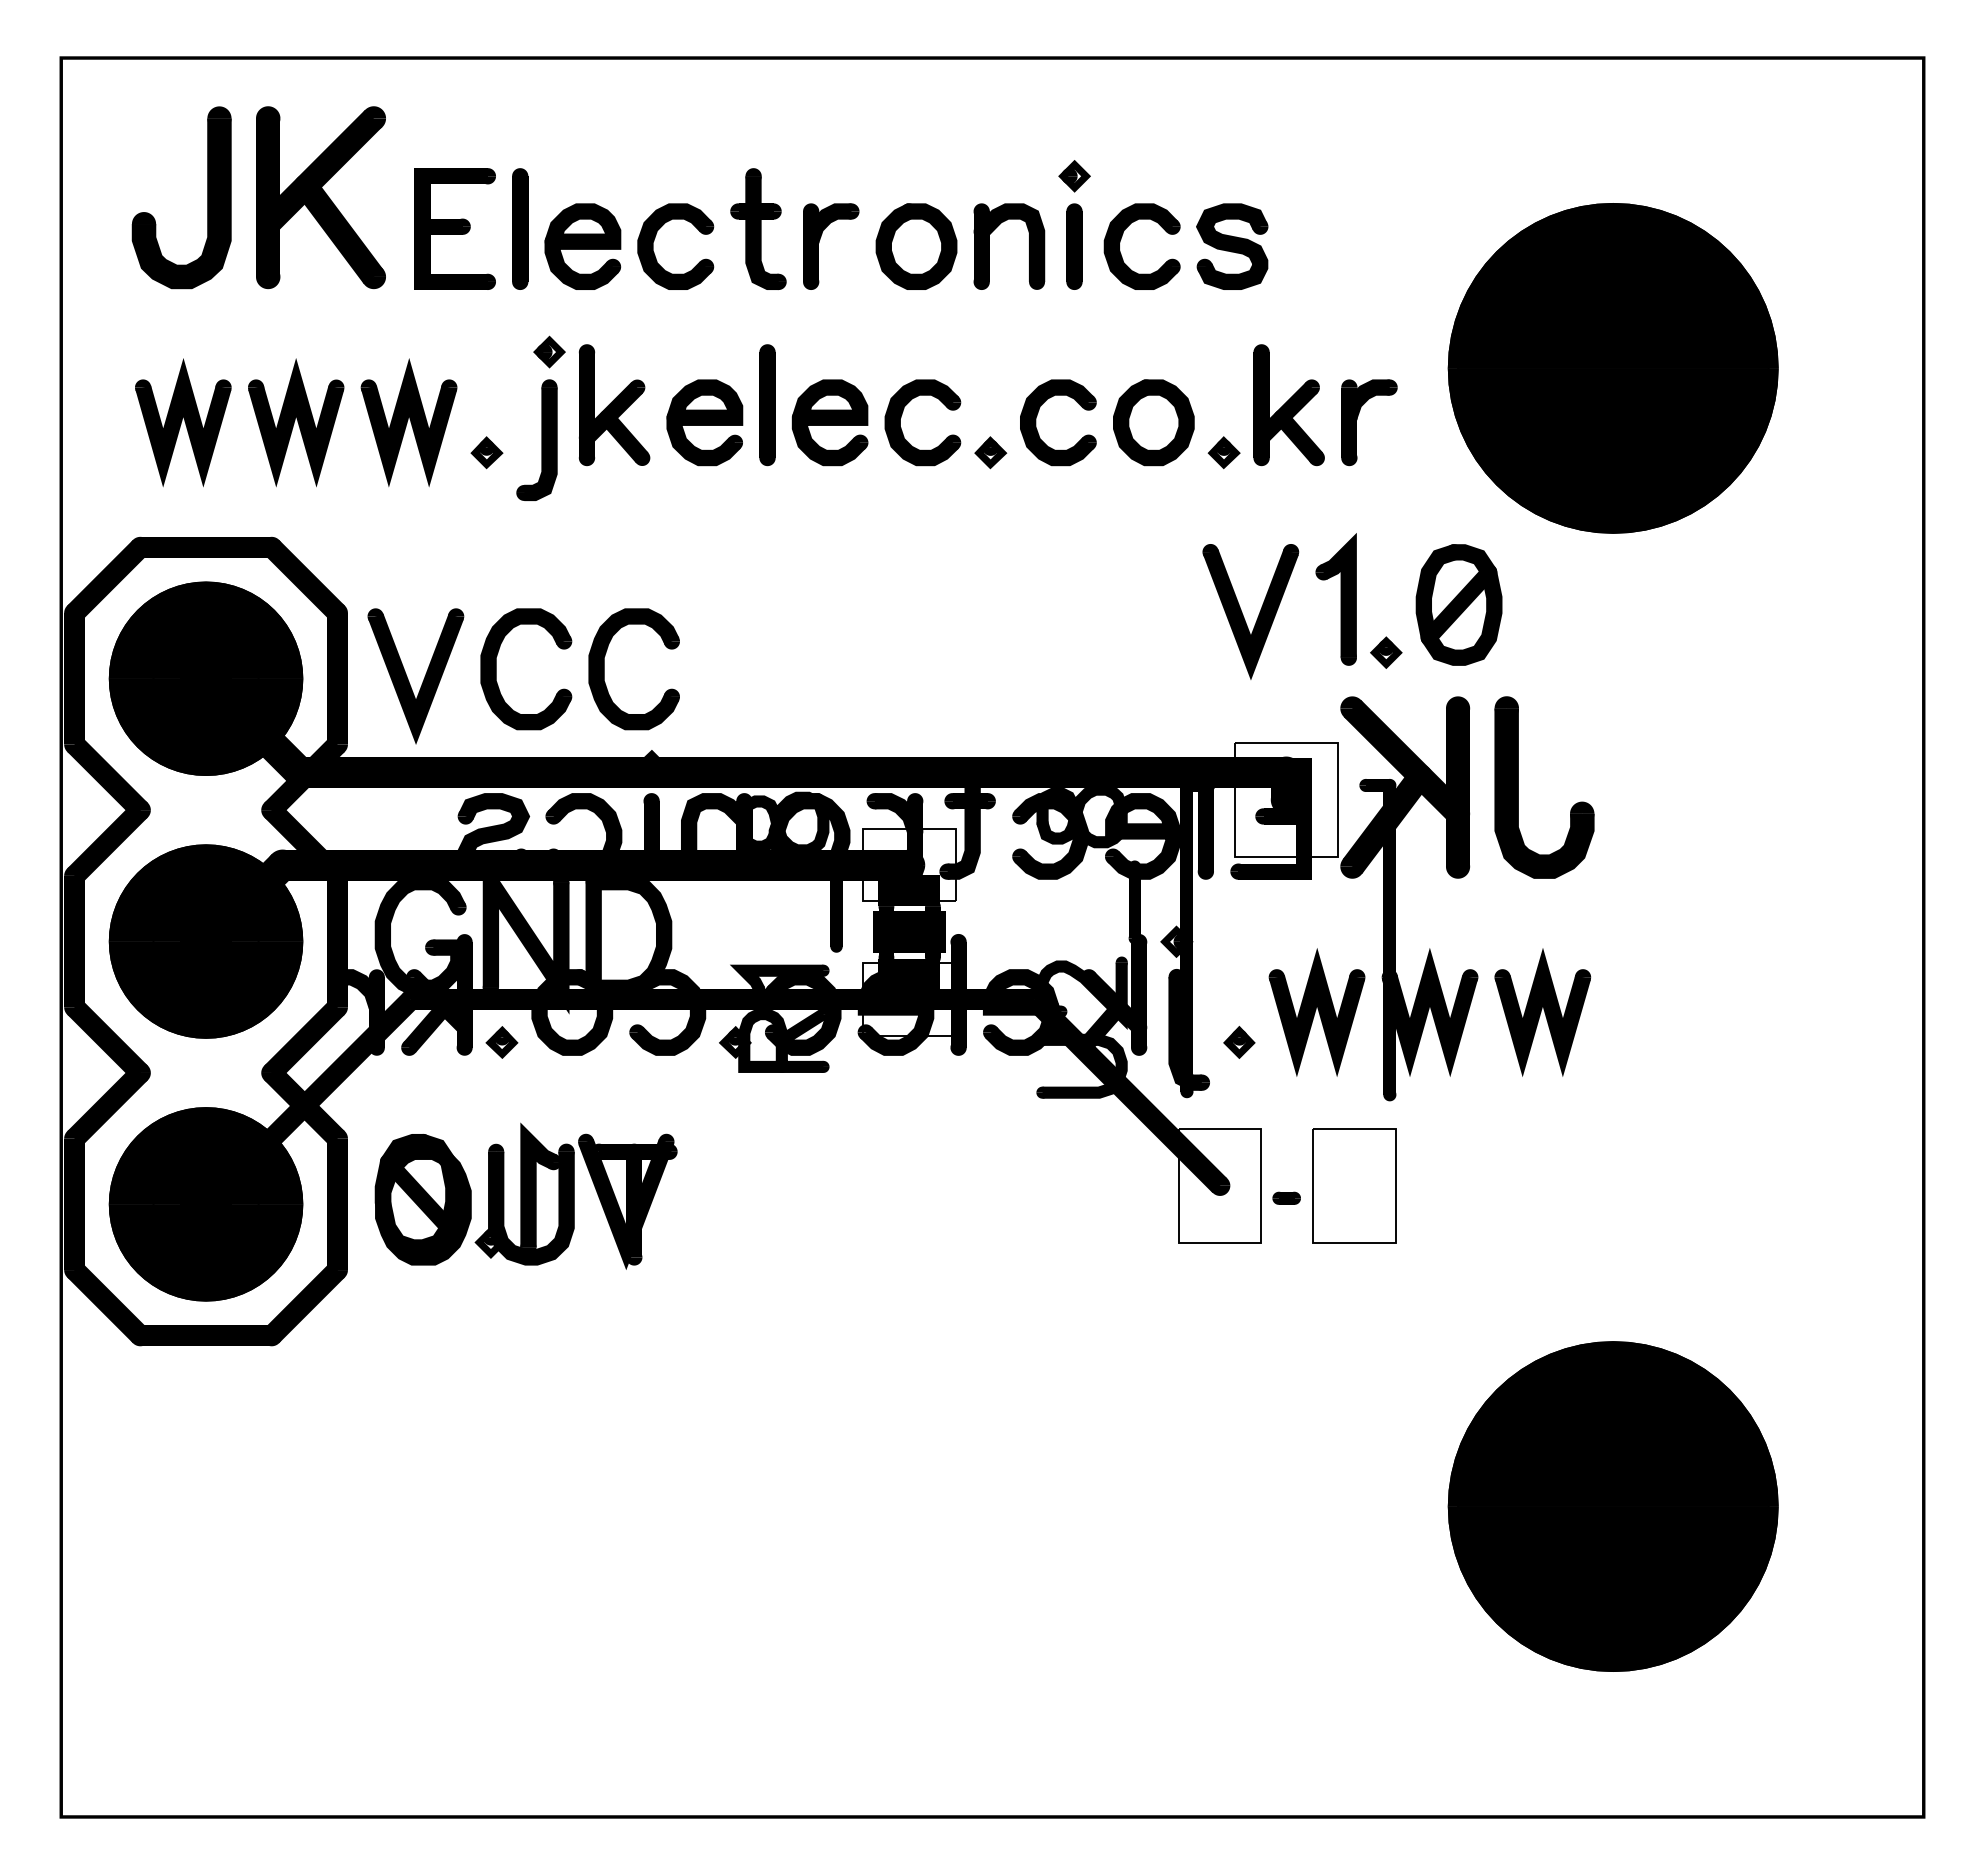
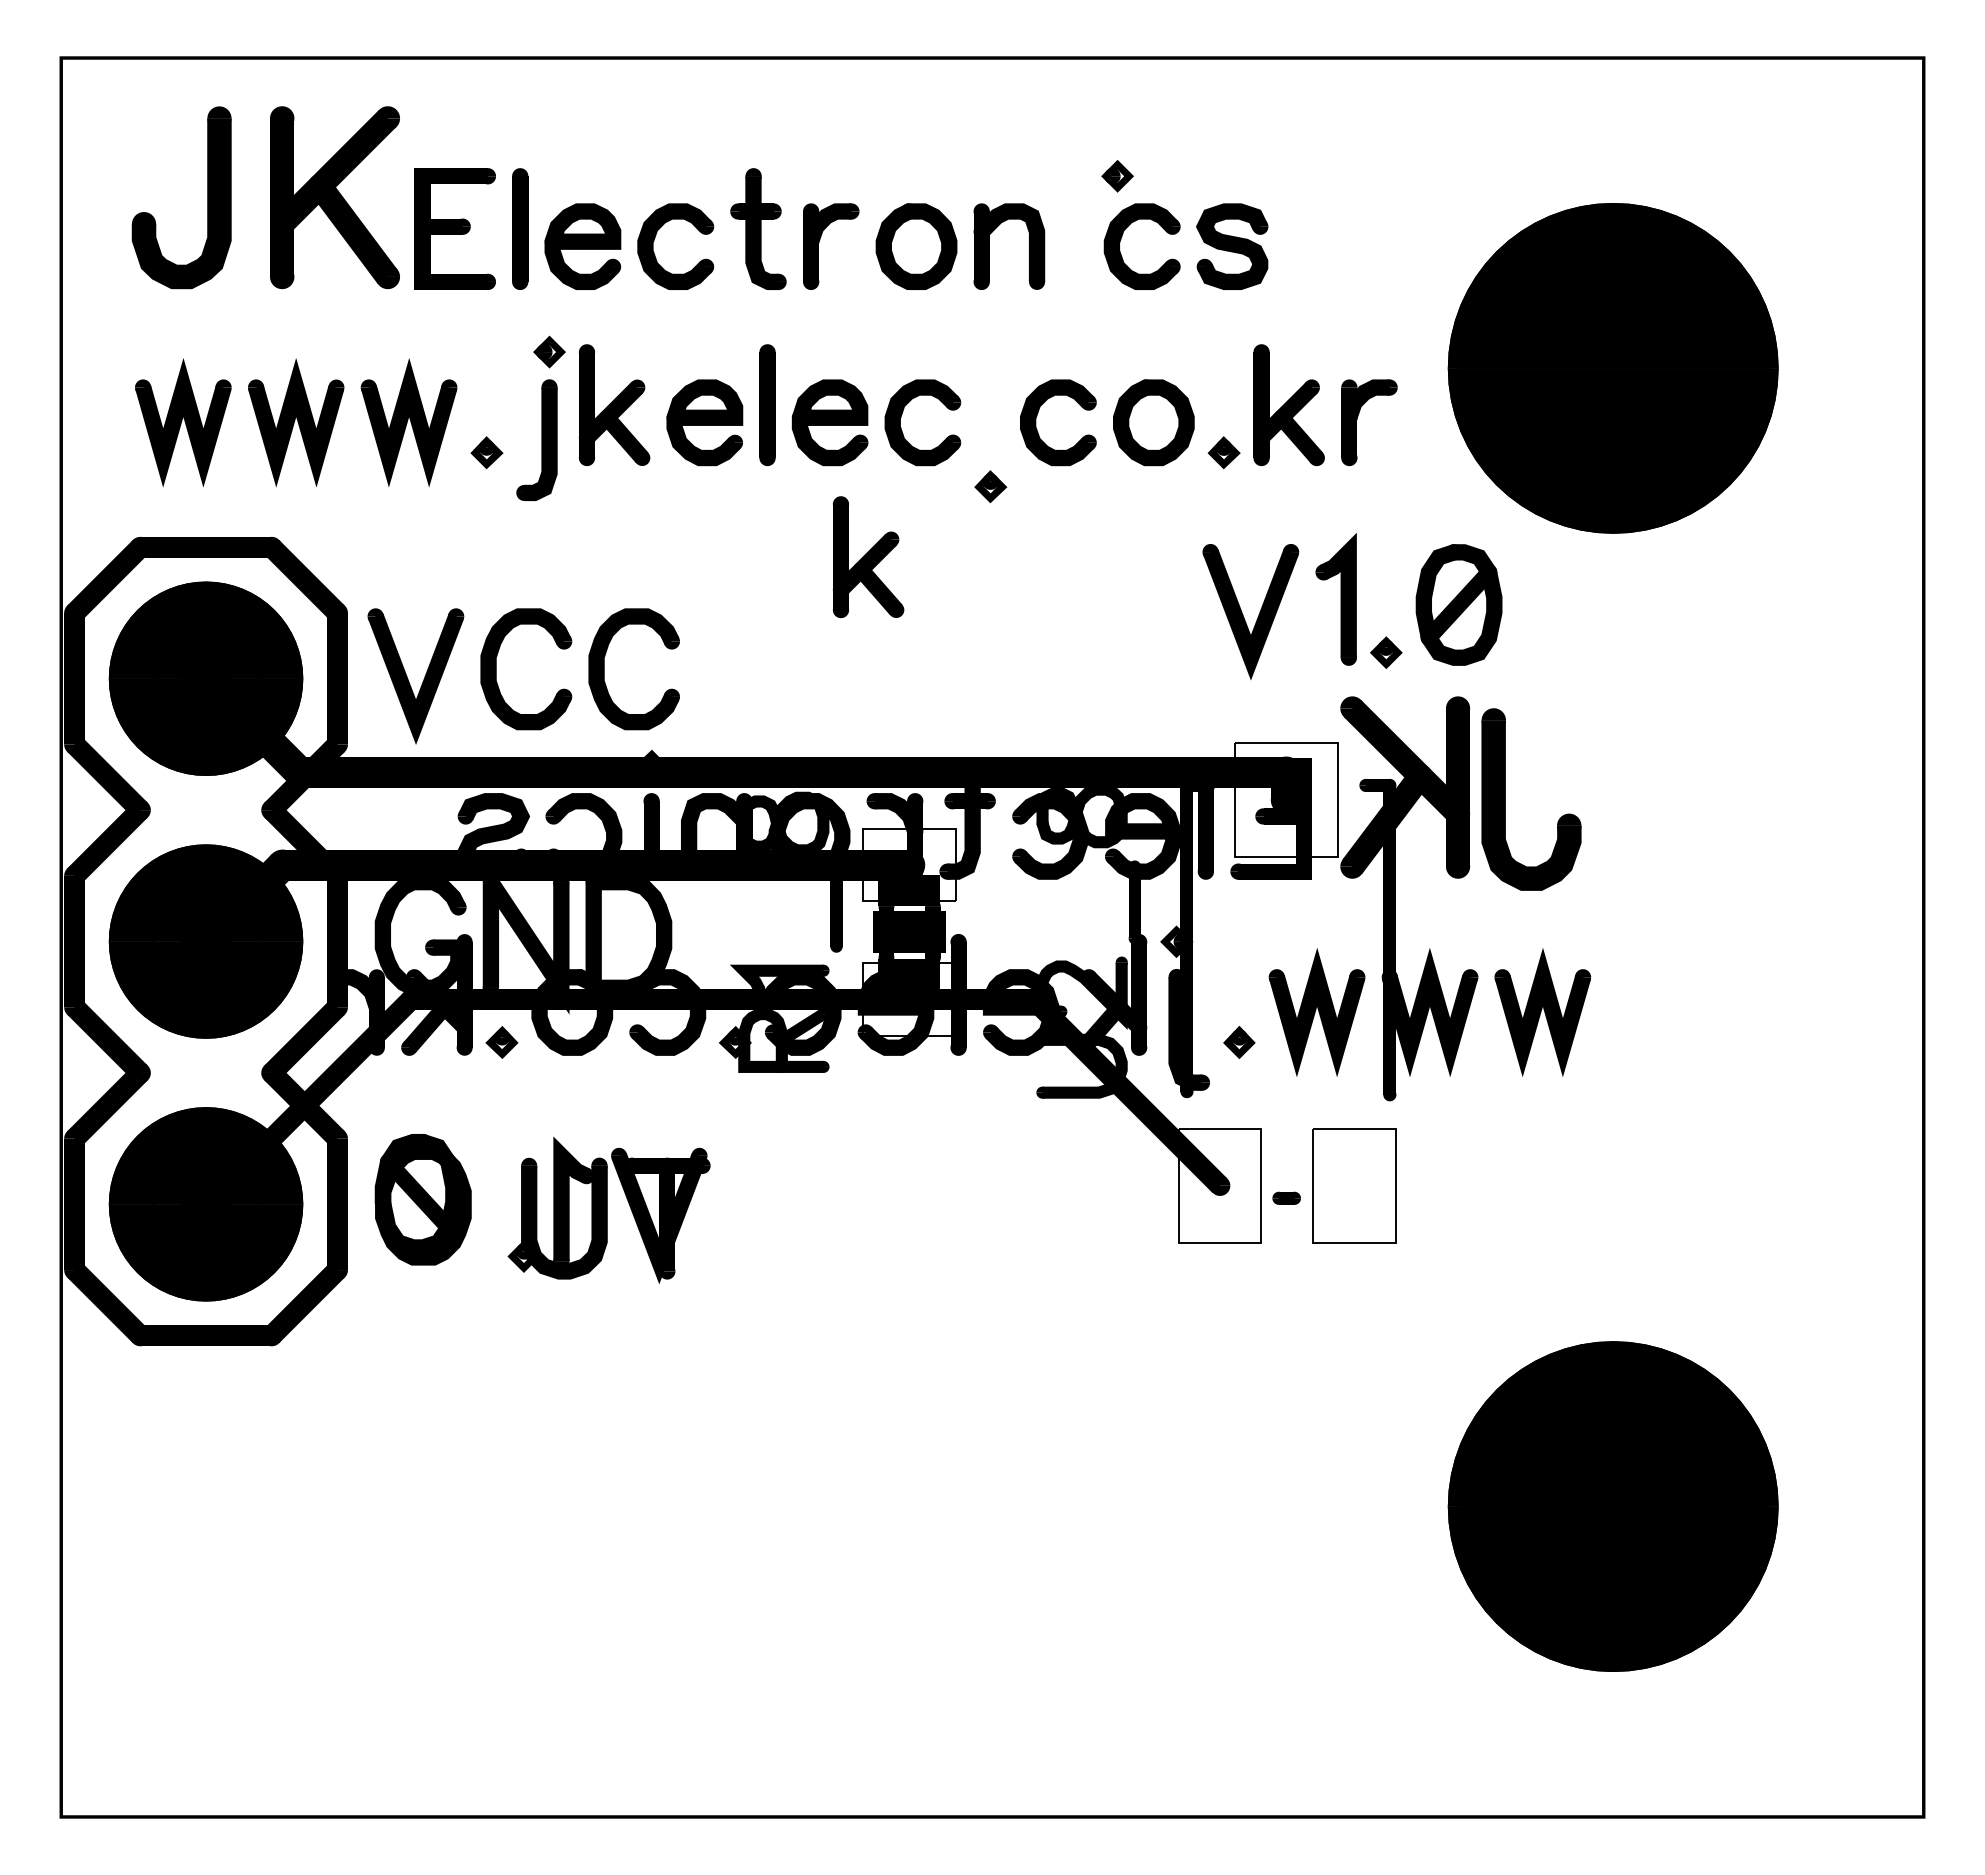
part position: (1074, 176) -> (1117, 176) (1117, 176)
part position: (320, 197) -> (334, 197) (334, 197)
part: present -> none (1074, 246)
part position: (990, 452) -> (990, 486) (990, 486)
part: none -> present (868, 557)
part position: (1518, 787) -> (1505, 799) (1505, 799)
part position: (575, 1195) -> (608, 1209) (608, 1209)
